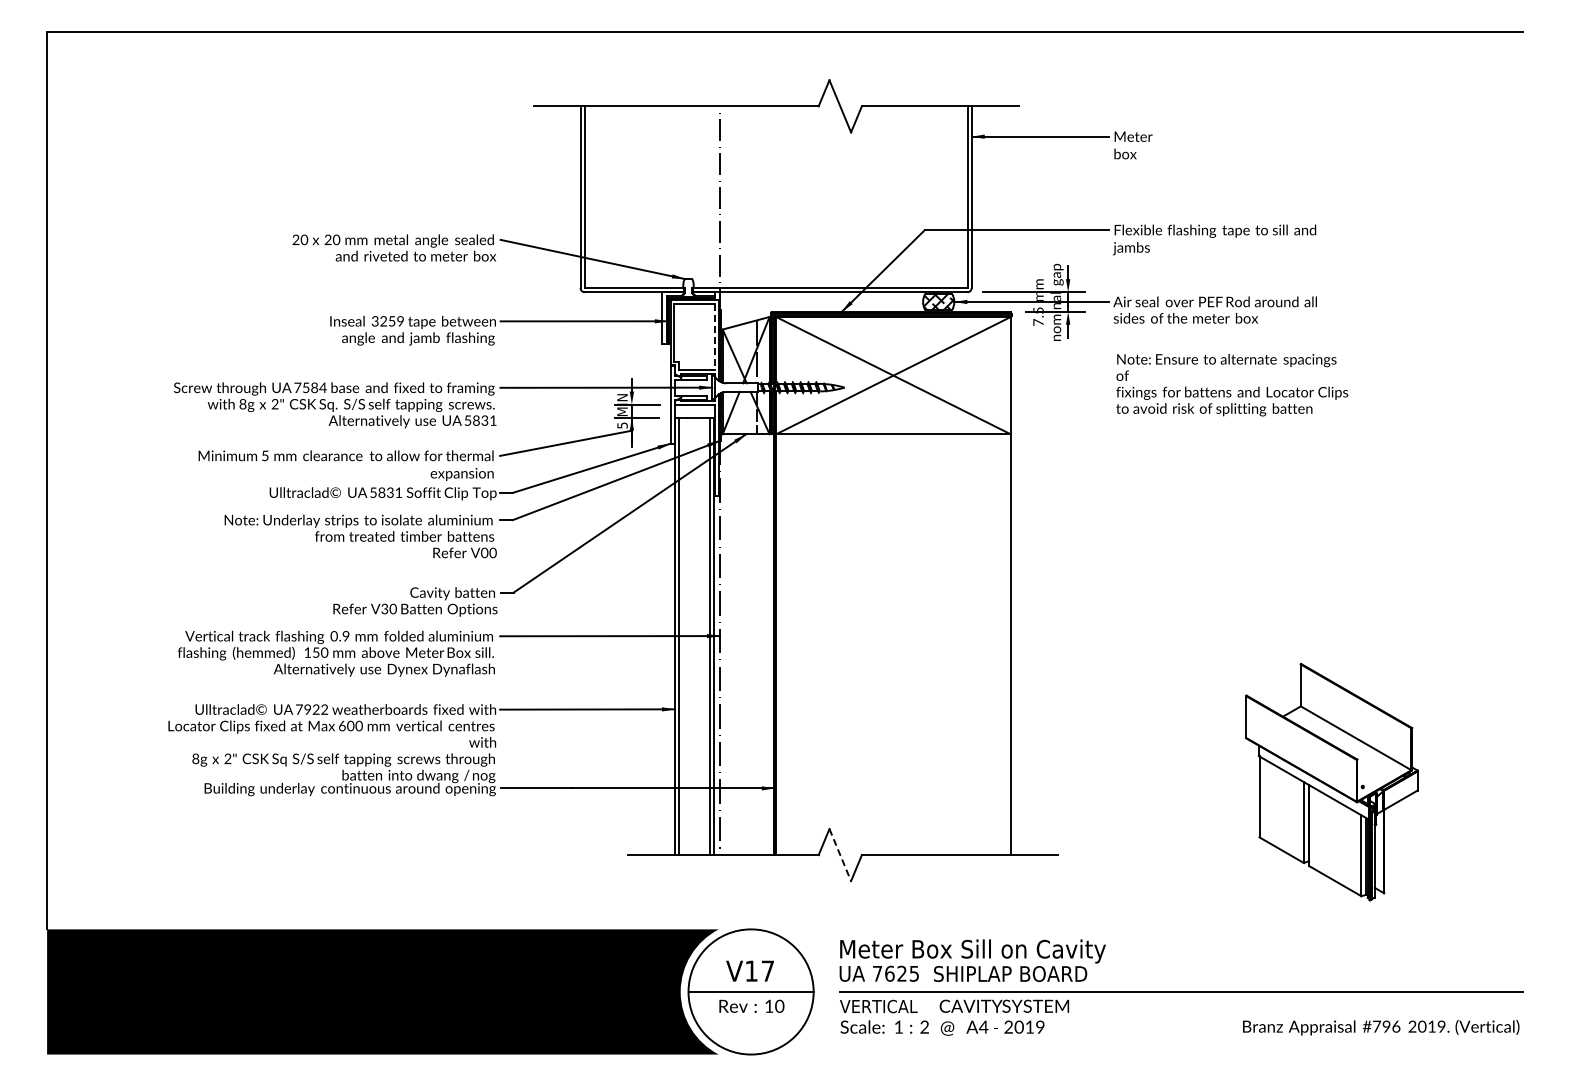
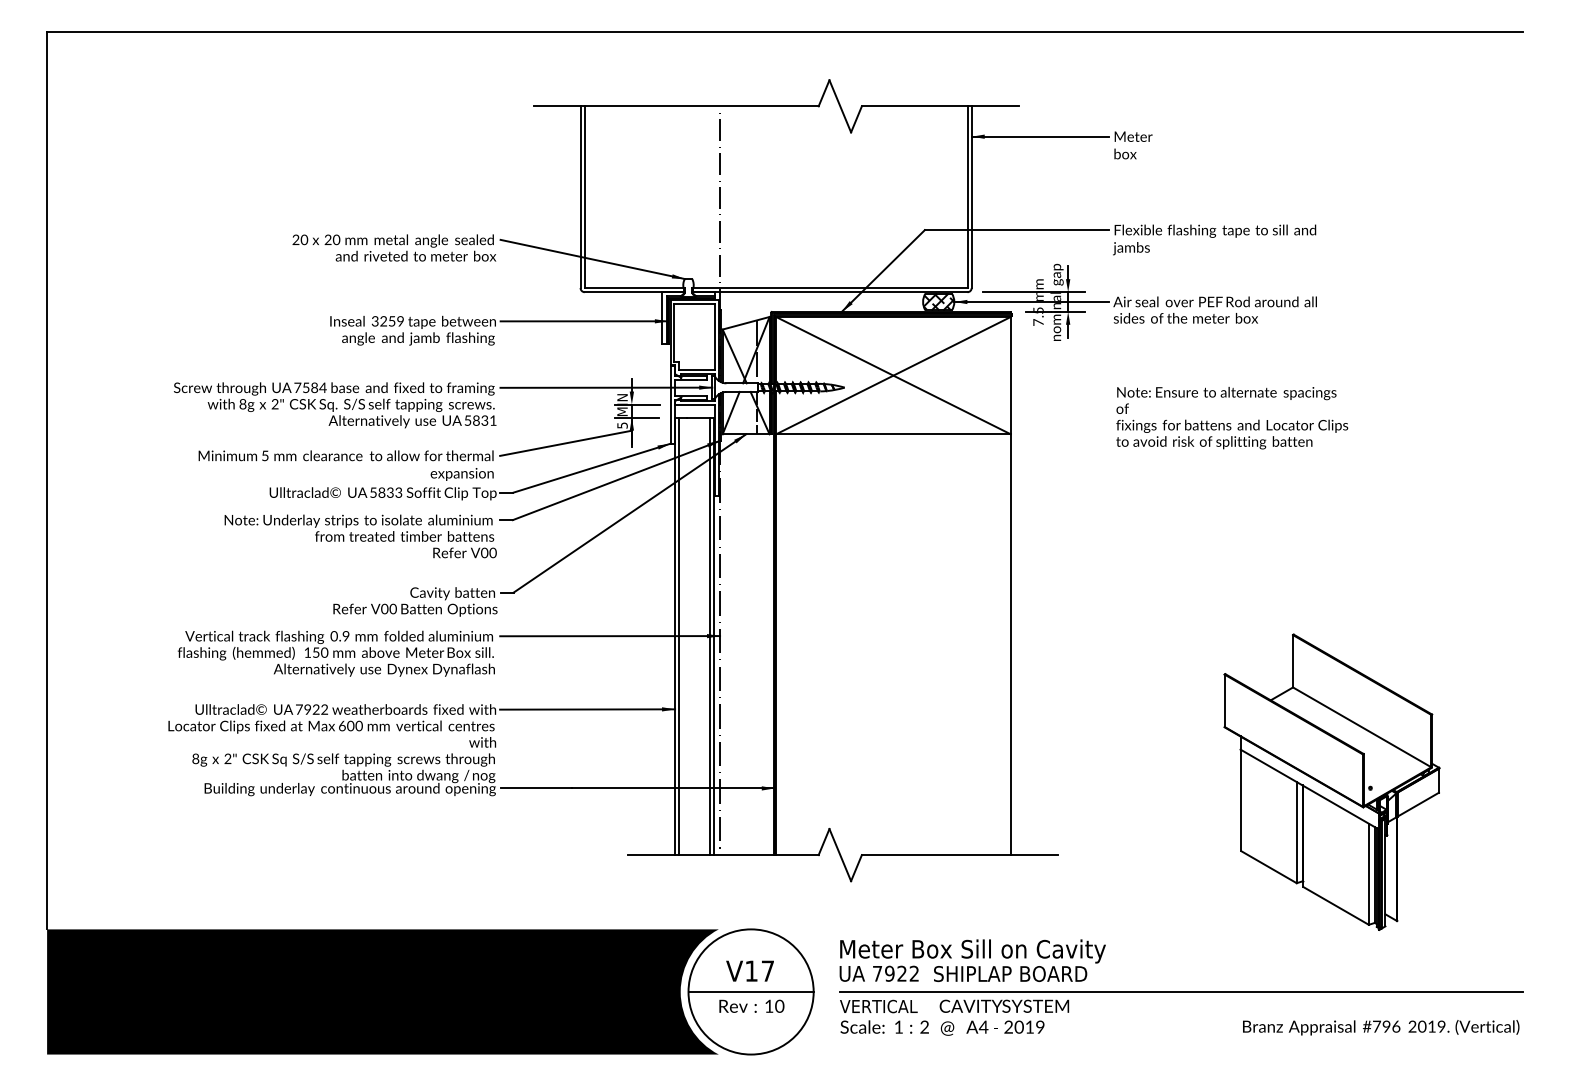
line: dashed -> solid (714, 337)
text position: (1232, 385) -> (1232, 418) (1232, 418)
text: 5831 -> 5833 (398, 492)
text: V30 -> V00 (384, 608)
part size: 174x239 px -> 218x298 px (1331, 781)
line: dashed -> solid (840, 855)
text: 7625 -> 7922 (901, 973)
